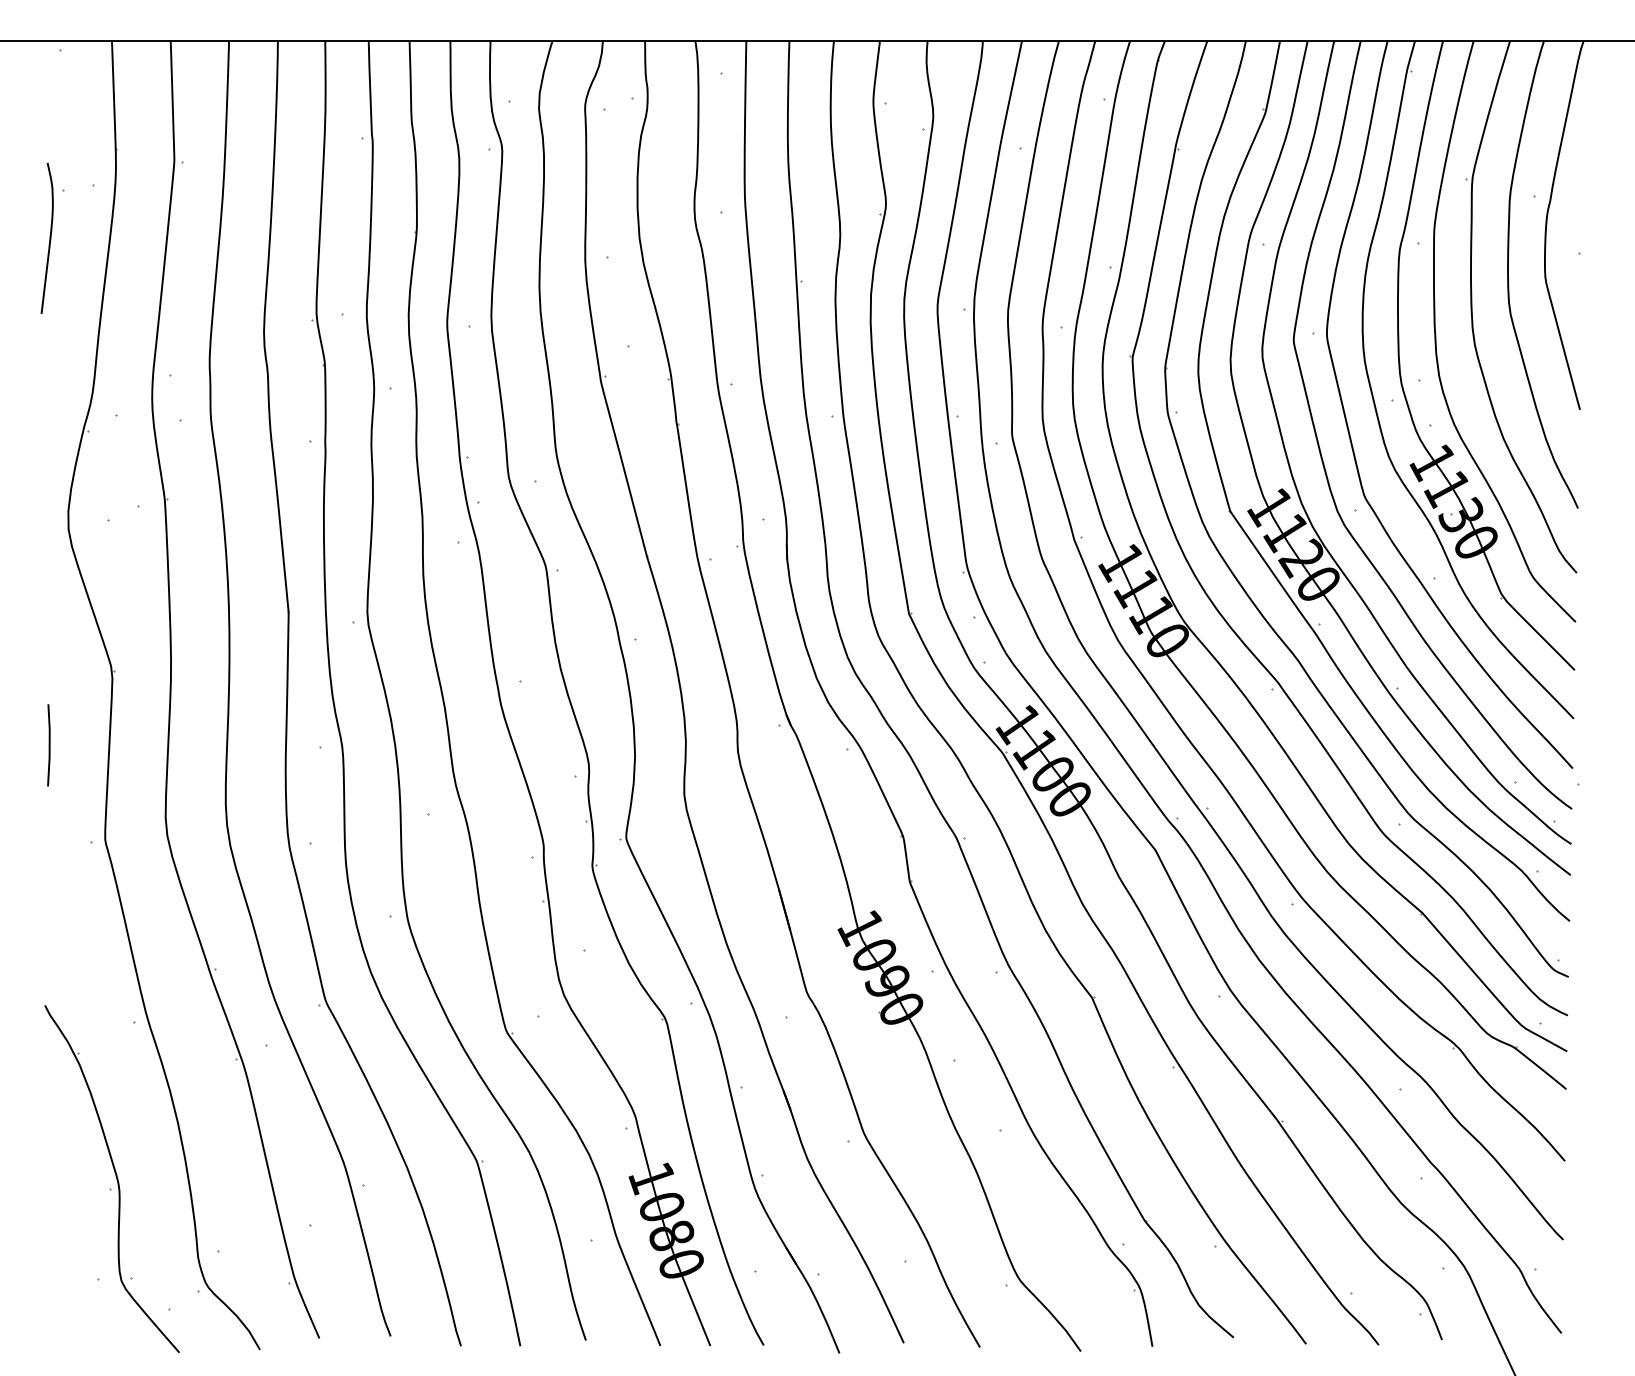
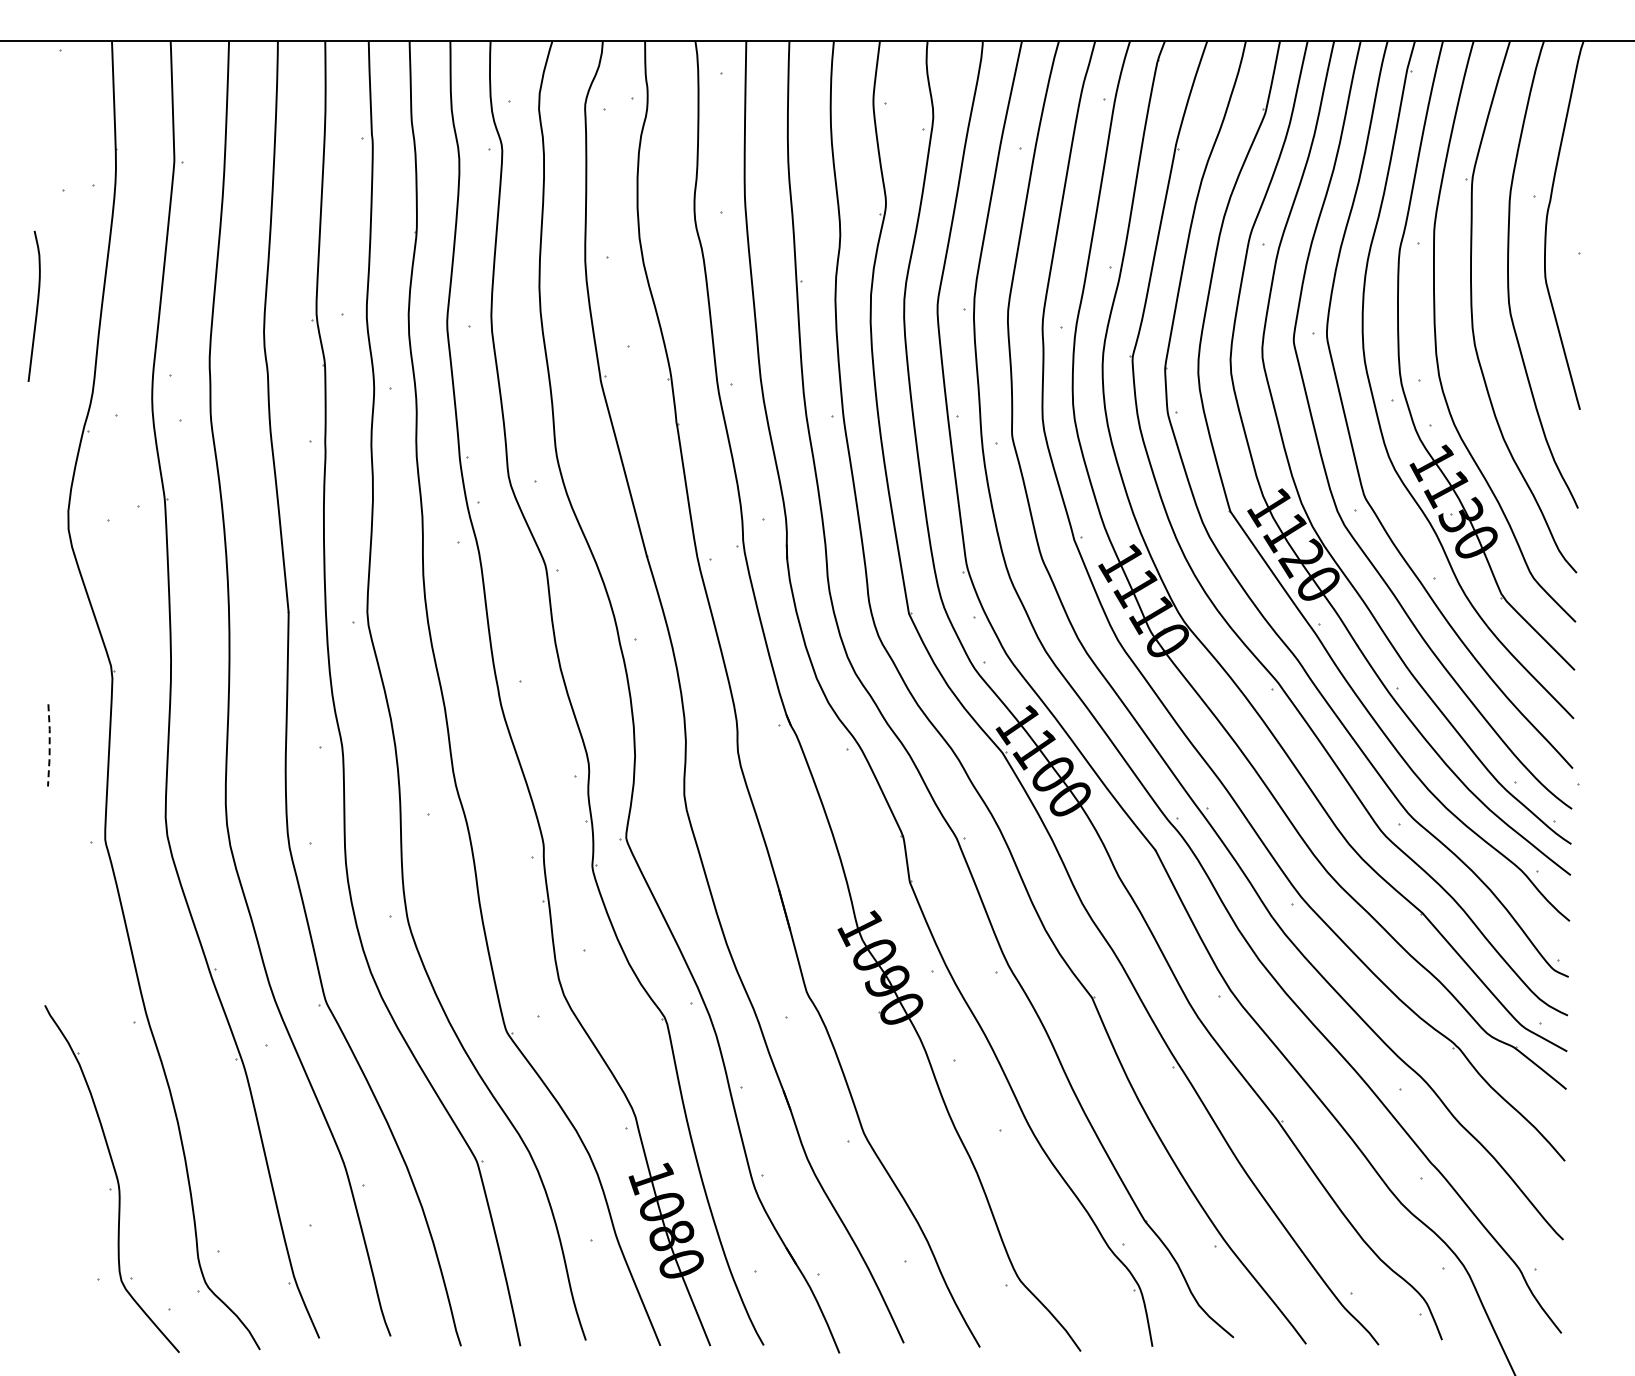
curve position: (49, 237) -> (36, 305) (36, 305)
line: solid -> dashed (49, 745)
